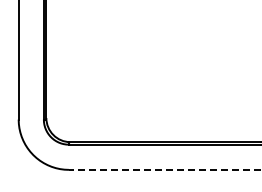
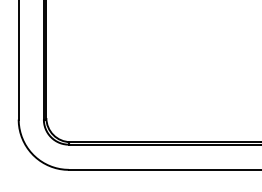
line: dashed -> solid (164, 169)
